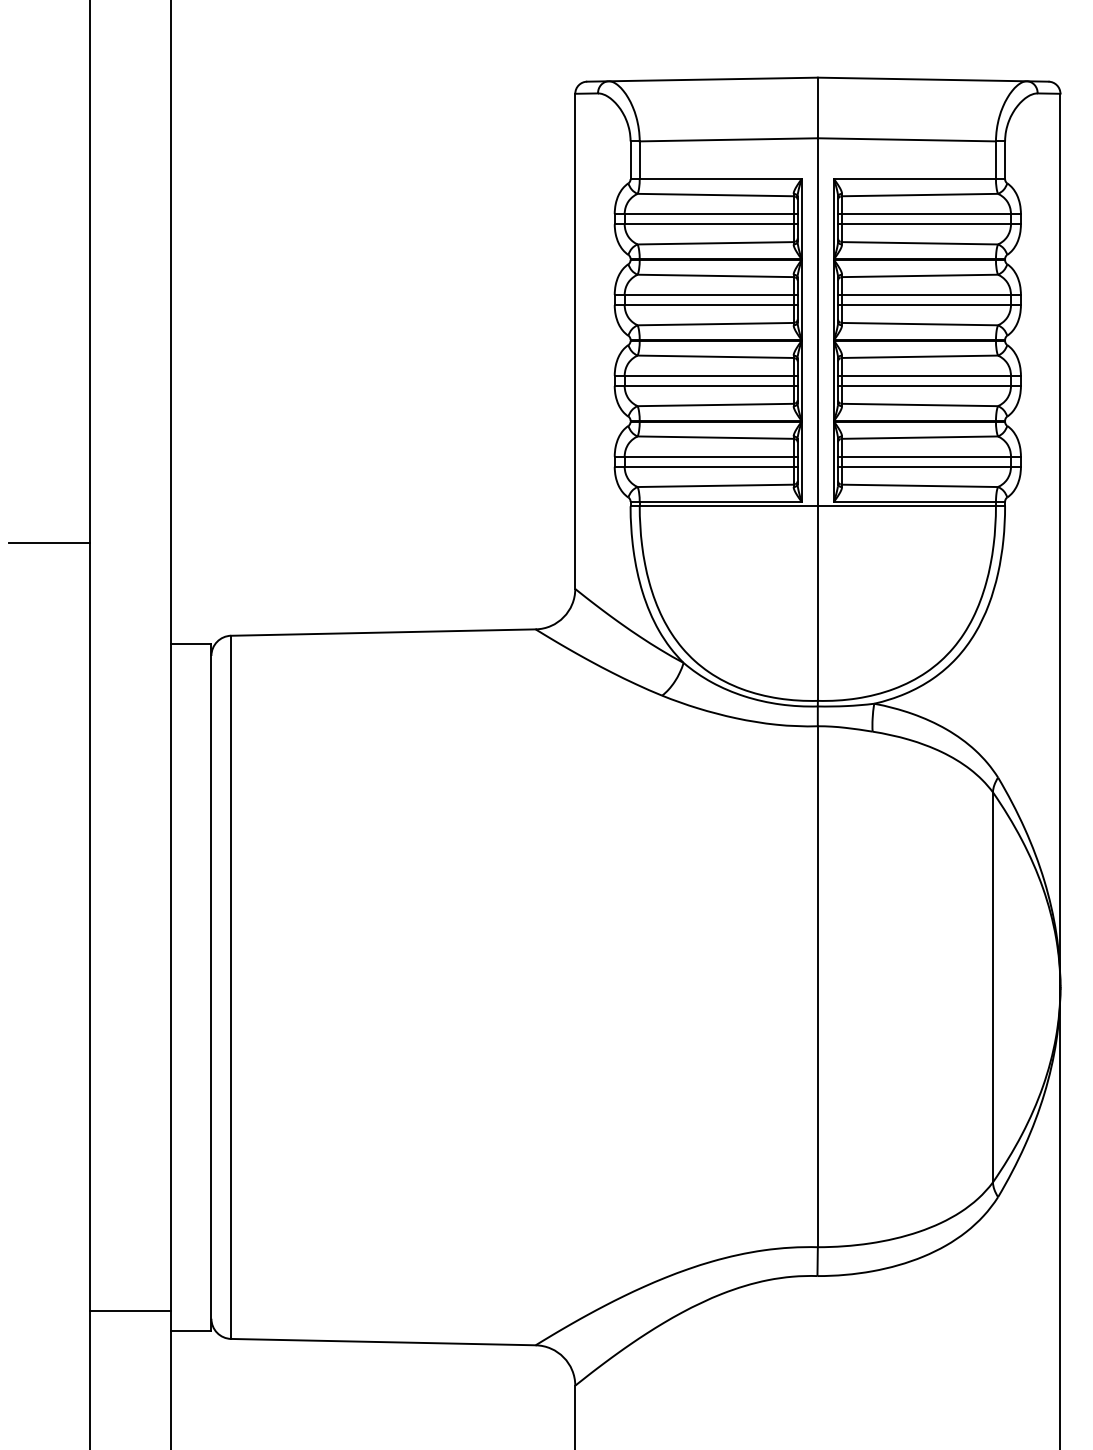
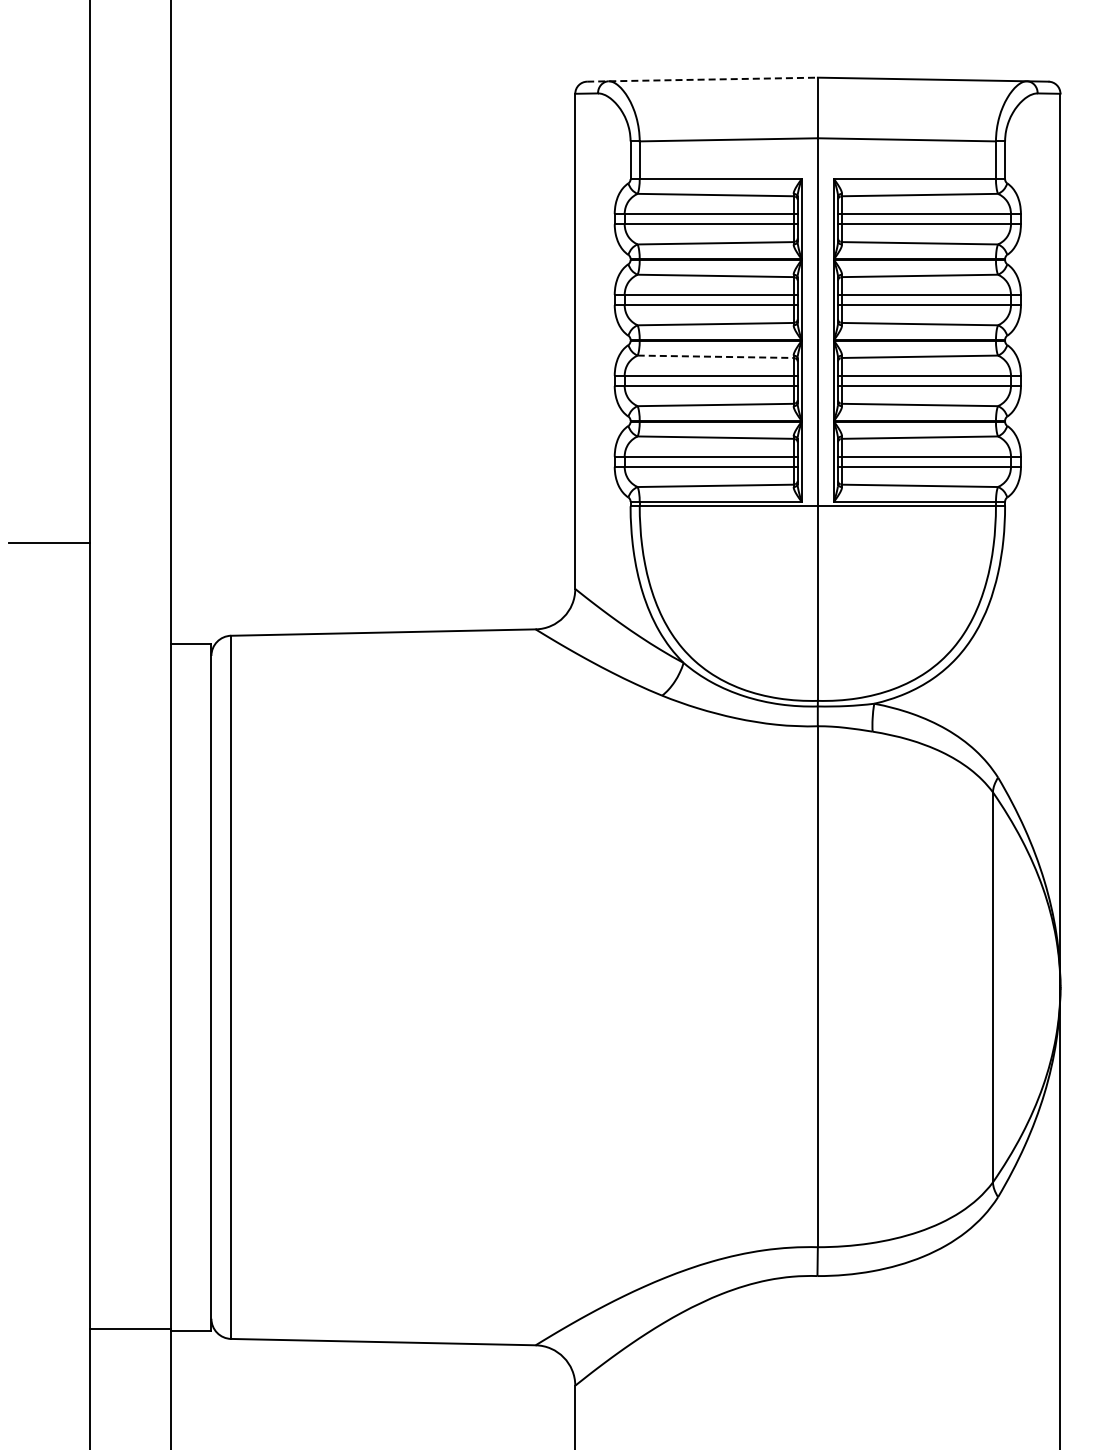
line: solid -> dashed (703, 79)
line: solid -> dashed (715, 356)
line position: (130, 1311) -> (130, 1329) (130, 1329)
